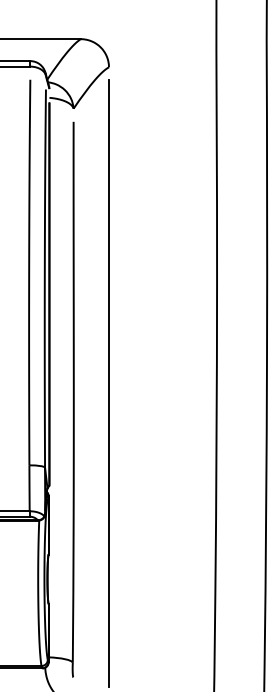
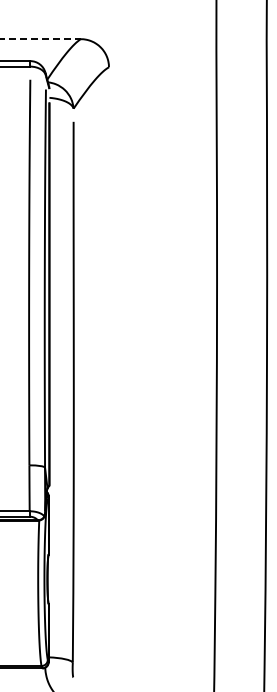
line: solid -> dashed (40, 39)
line: present -> none (108, 383)
